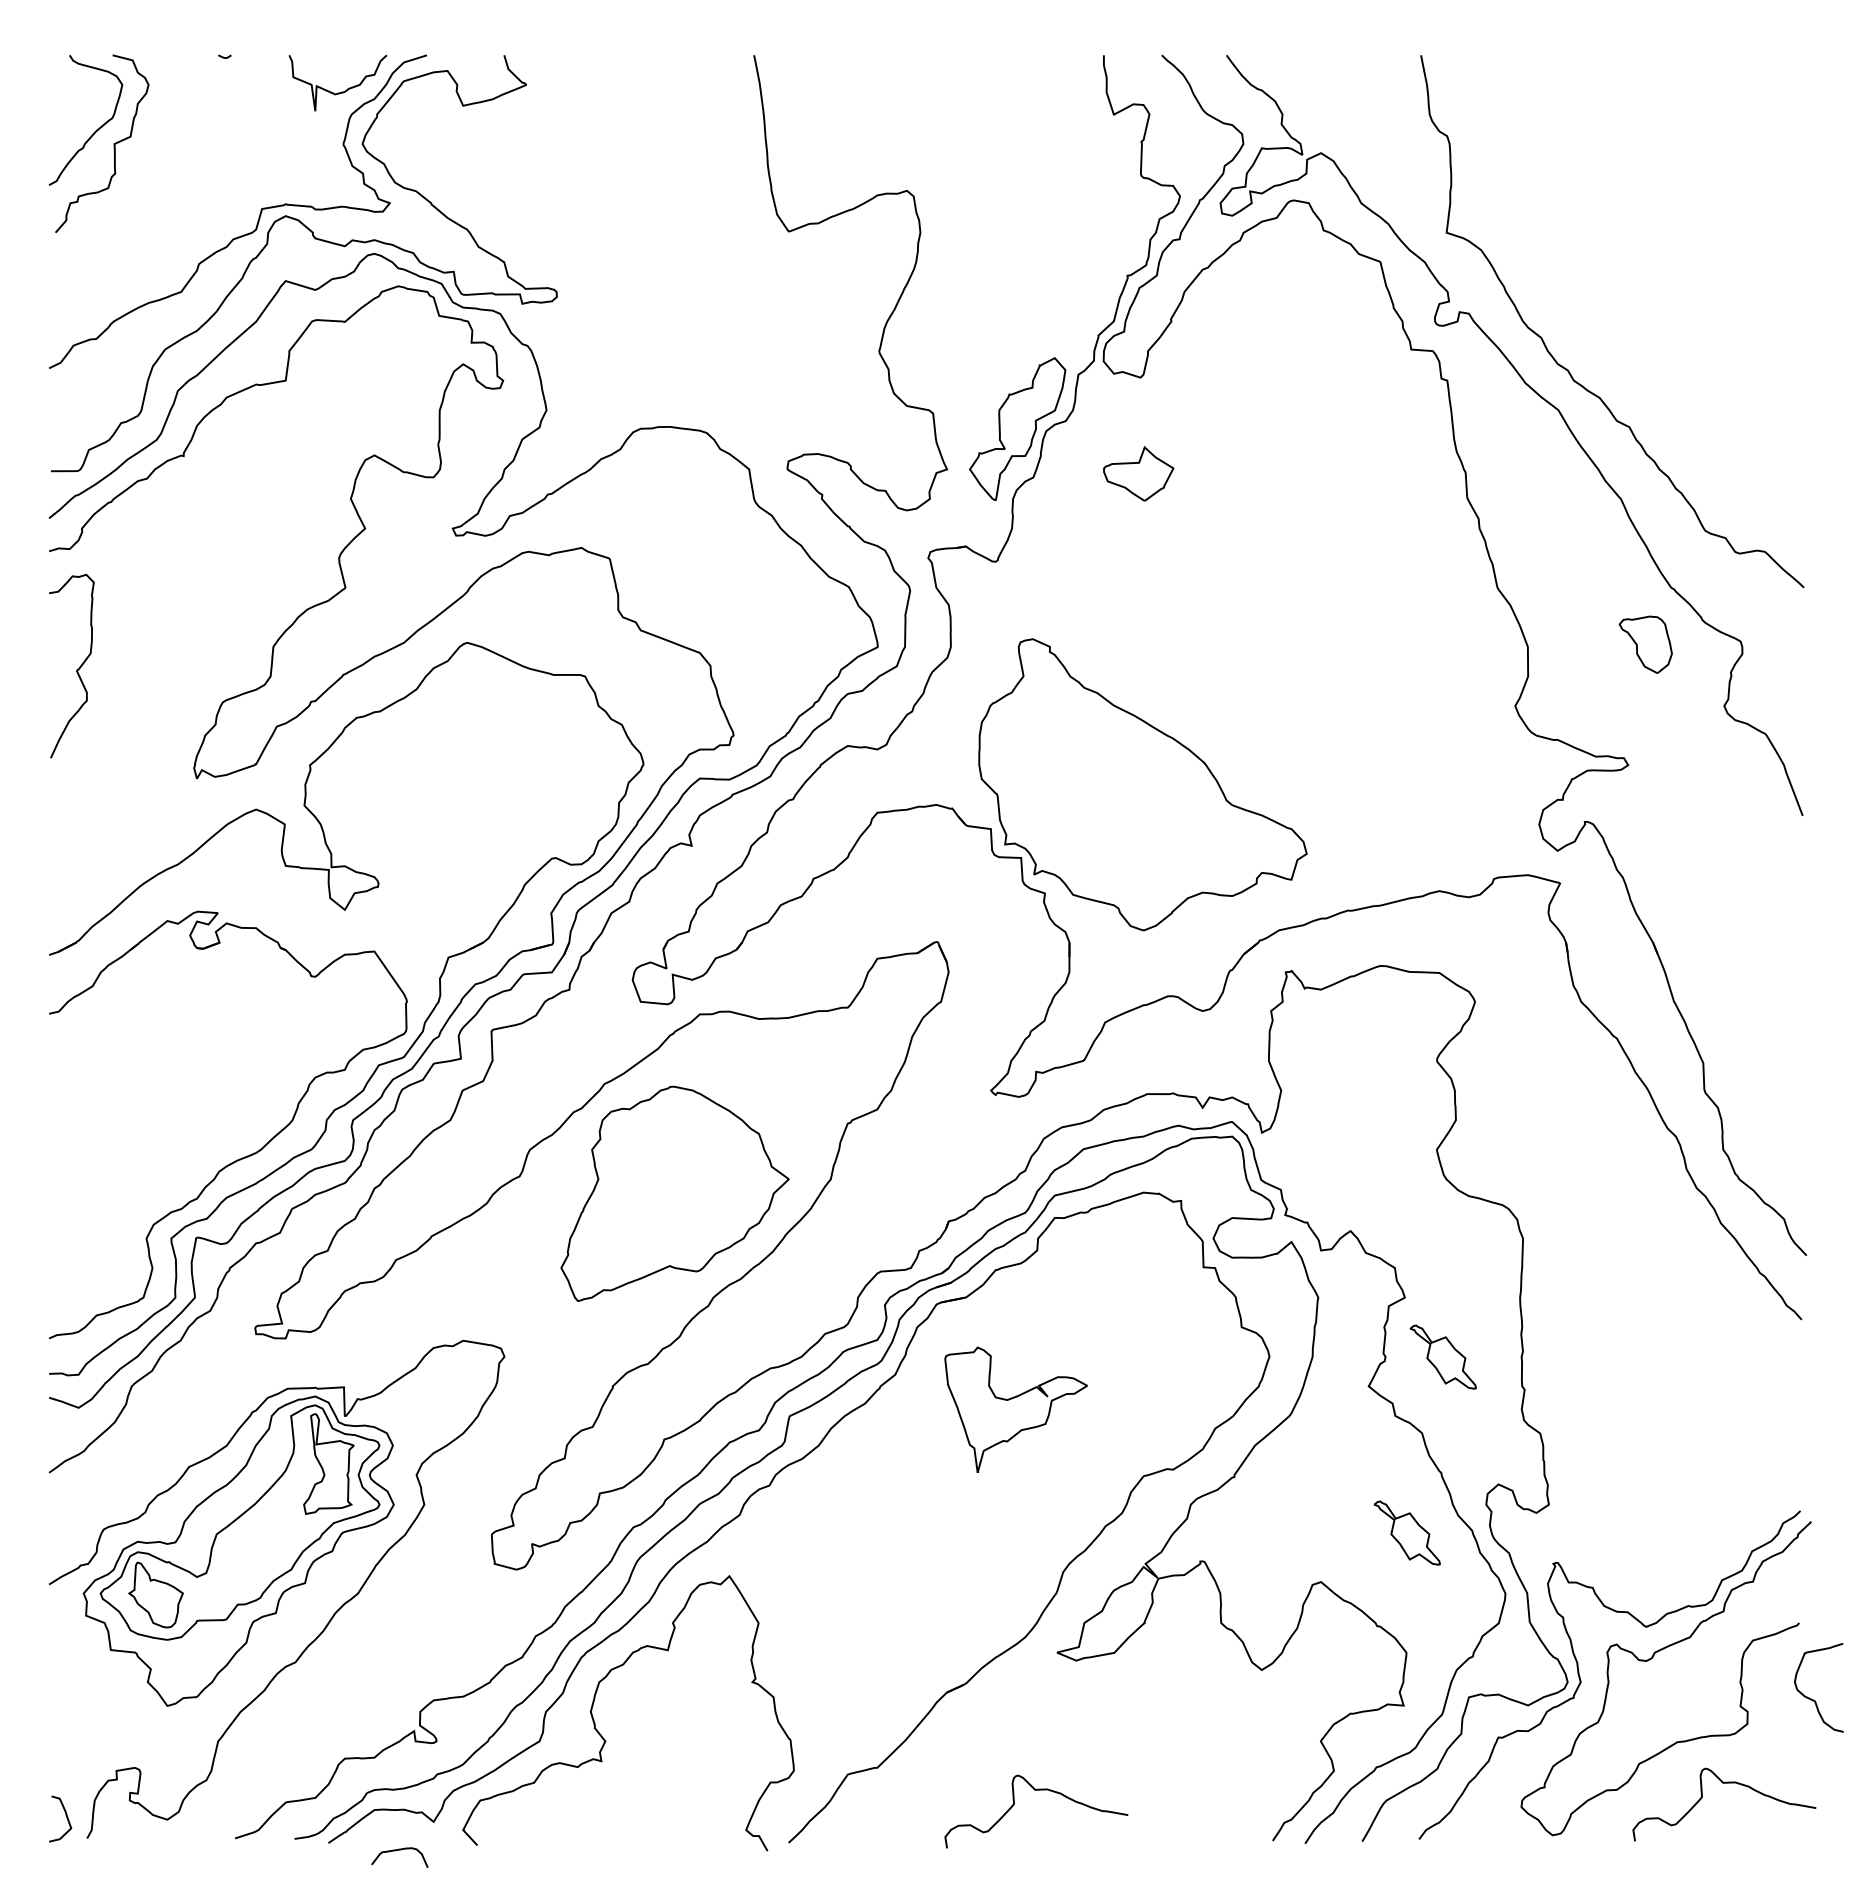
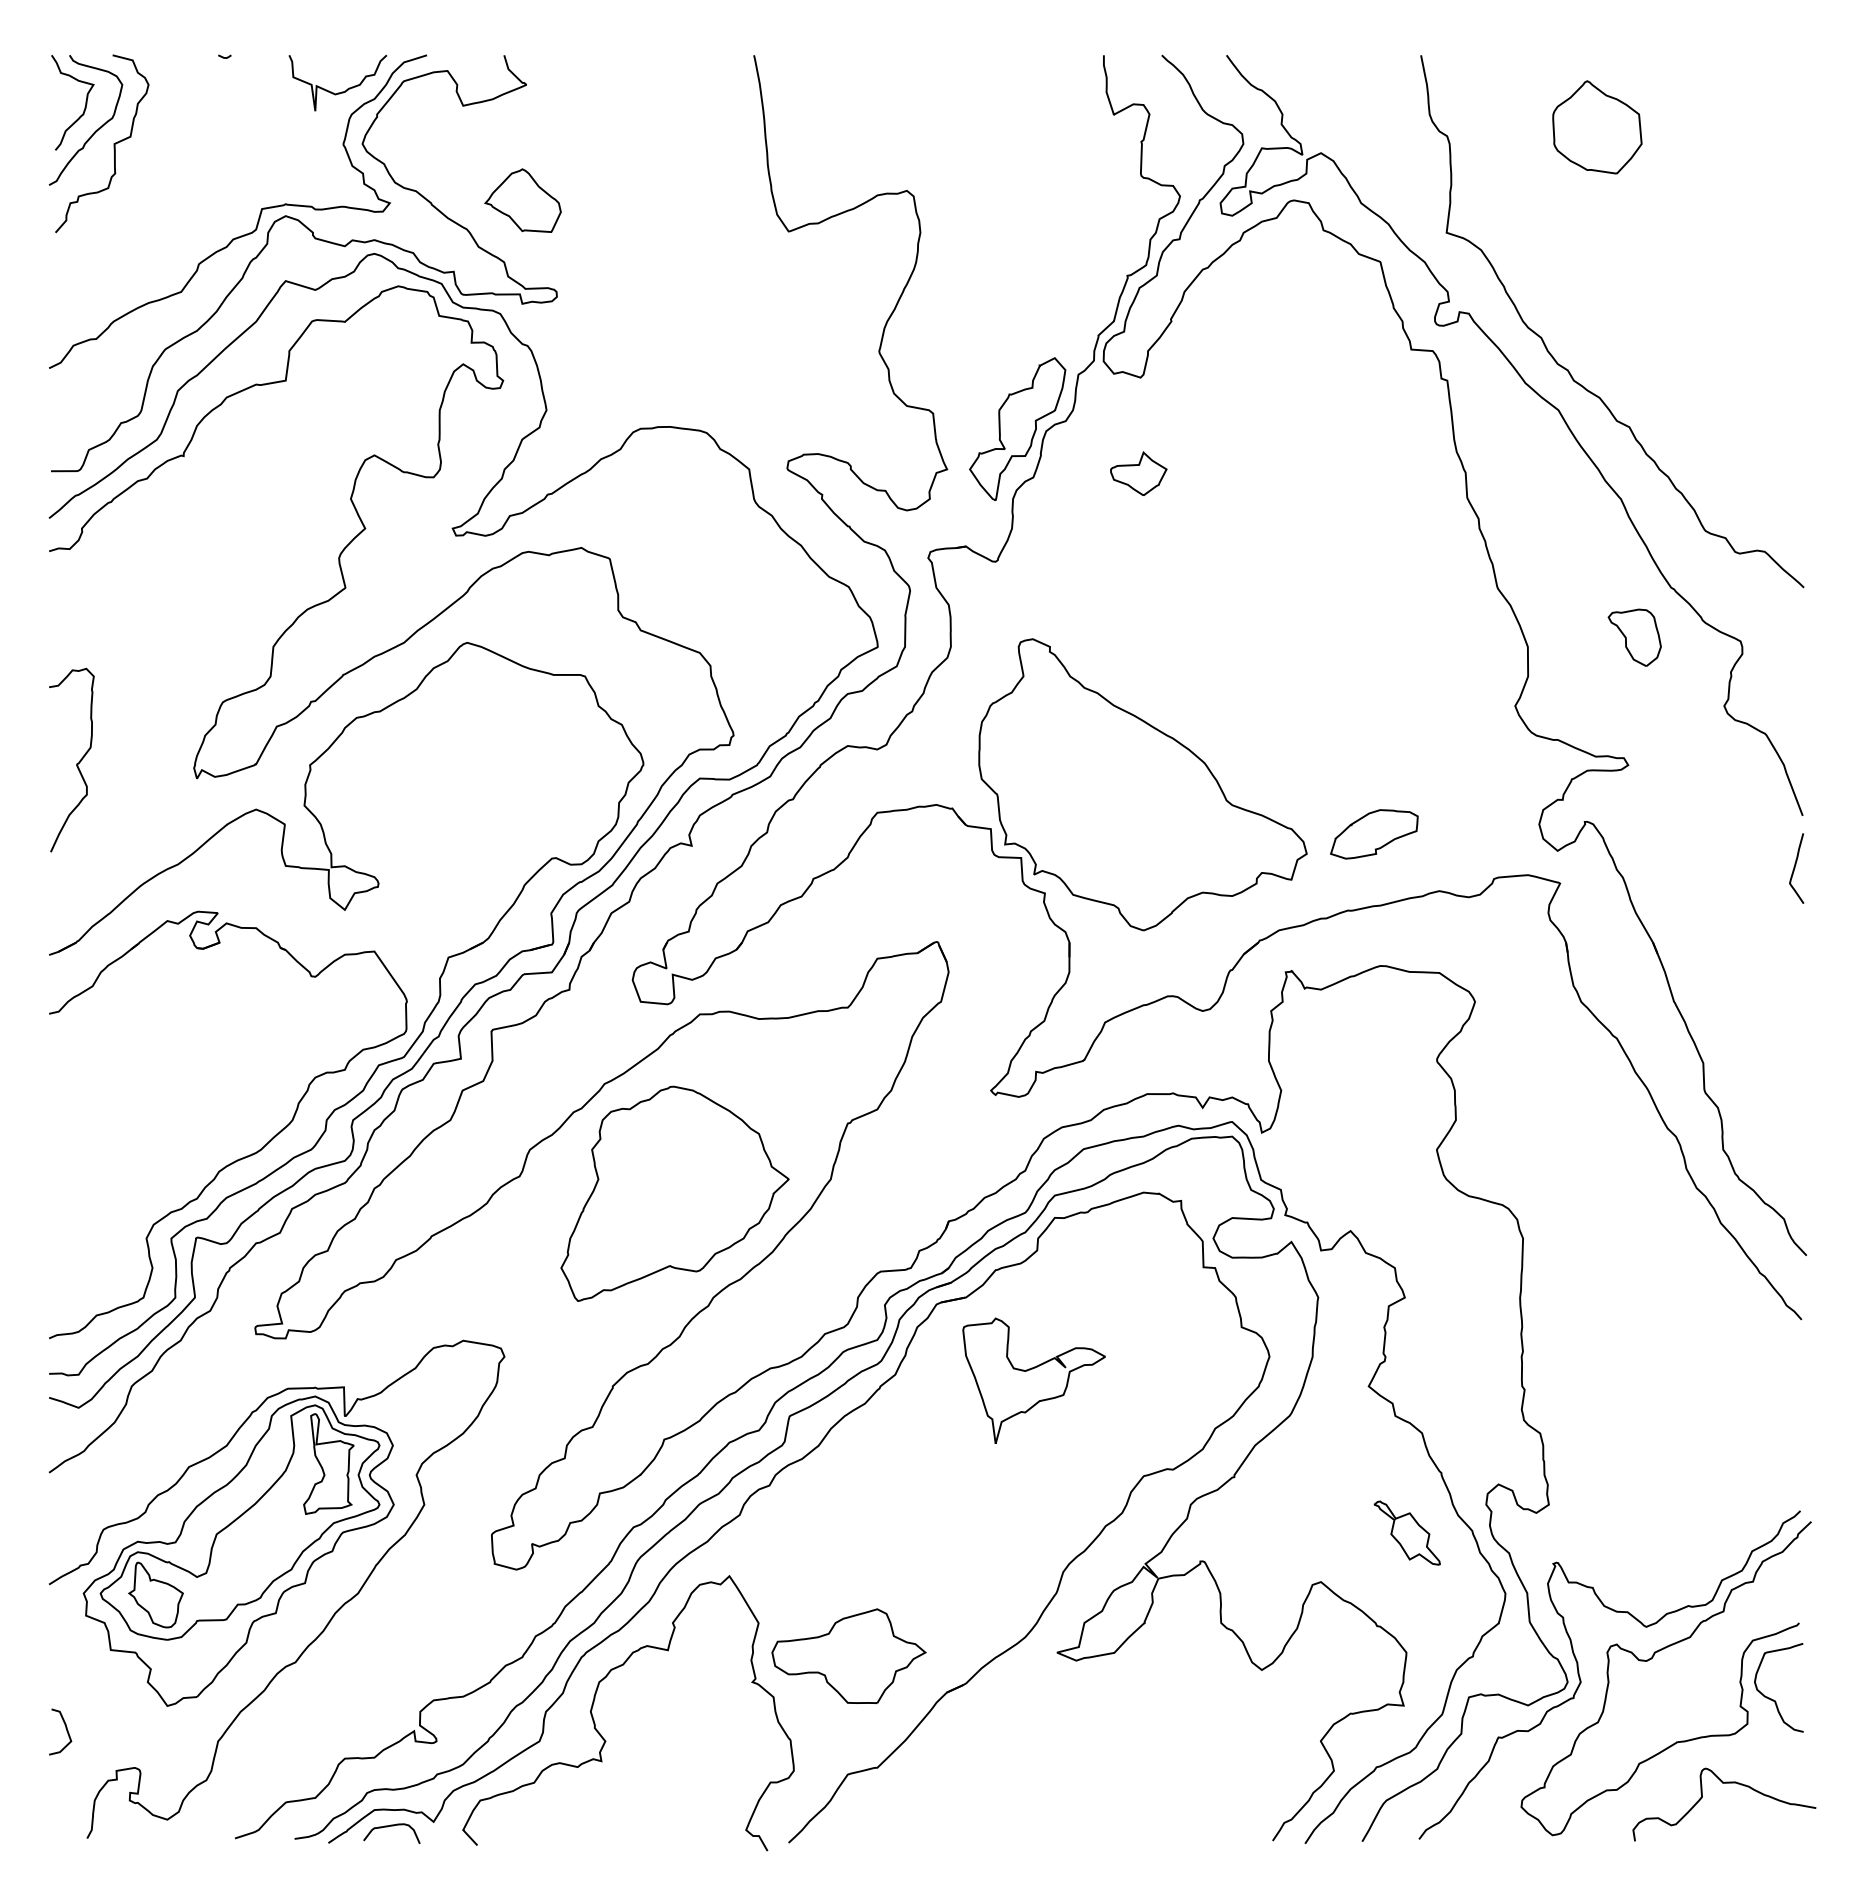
curve: none -> present (85, 102)
part: none -> present (1597, 127)
part: none -> present (522, 200)
part size: 72x56 px -> 58x45 px (1138, 473)
part position: (1645, 644) -> (1634, 637) (1634, 637)
curve position: (76, 669) -> (76, 763) (76, 763)
part: none -> present (1374, 834)
curve: none -> present (1795, 868)
part: present -> none (1442, 1356)
part position: (1015, 1409) -> (1033, 1380) (1033, 1380)
part: none -> present (848, 1655)
curve position: (1813, 1699) -> (1773, 1699) (1773, 1699)
curve: present -> none (1036, 1790)
curve position: (65, 1815) -> (65, 1728) (65, 1728)
curve position: (399, 1850) -> (391, 1826) (391, 1826)
